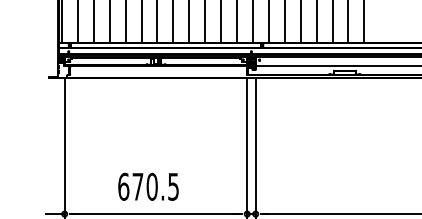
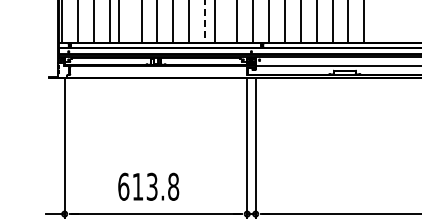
line: solid -> dashed (205, 21)
line position: (125, 22) -> (118, 22) (118, 22)
line position: (221, 22) -> (215, 22) (215, 22)
text: 670.5 -> 613.8 (155, 186)
